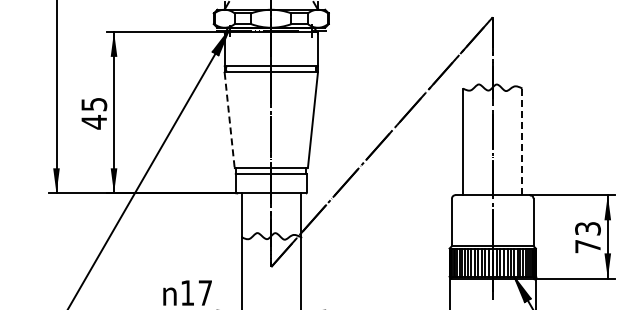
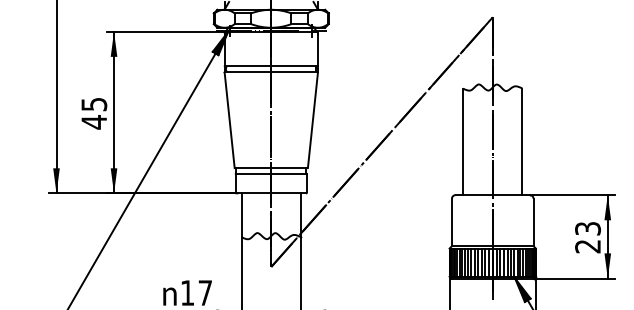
line: dashed -> solid (229, 120)
line: dashed -> solid (522, 142)
text: 73 -> 23 (587, 246)
